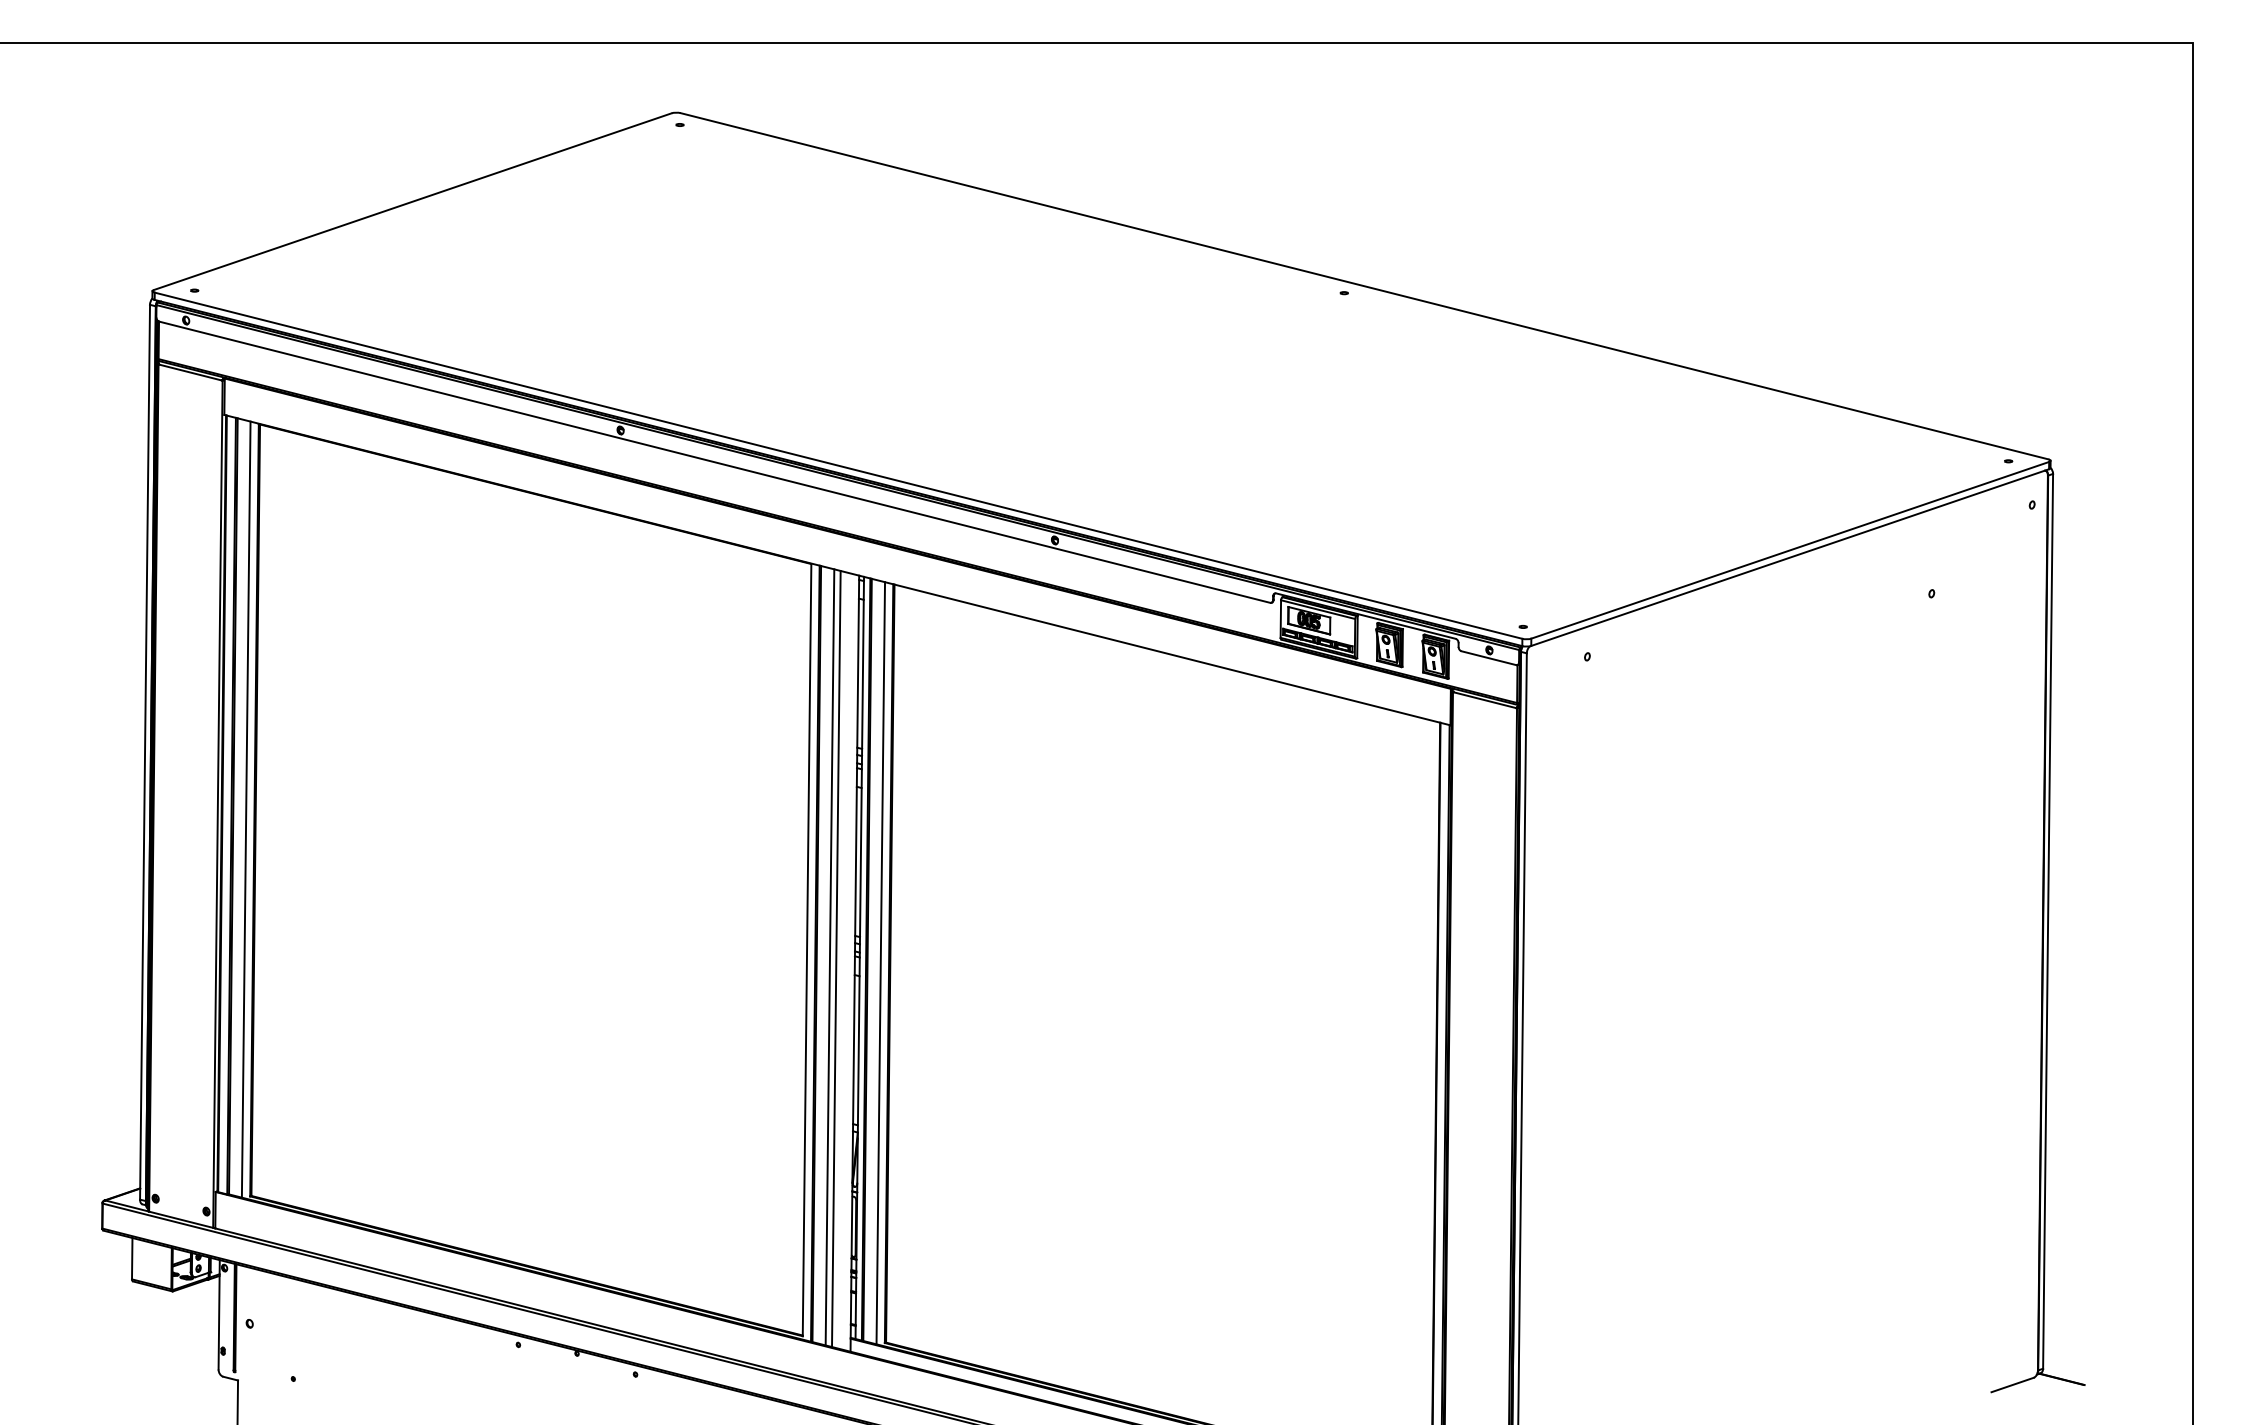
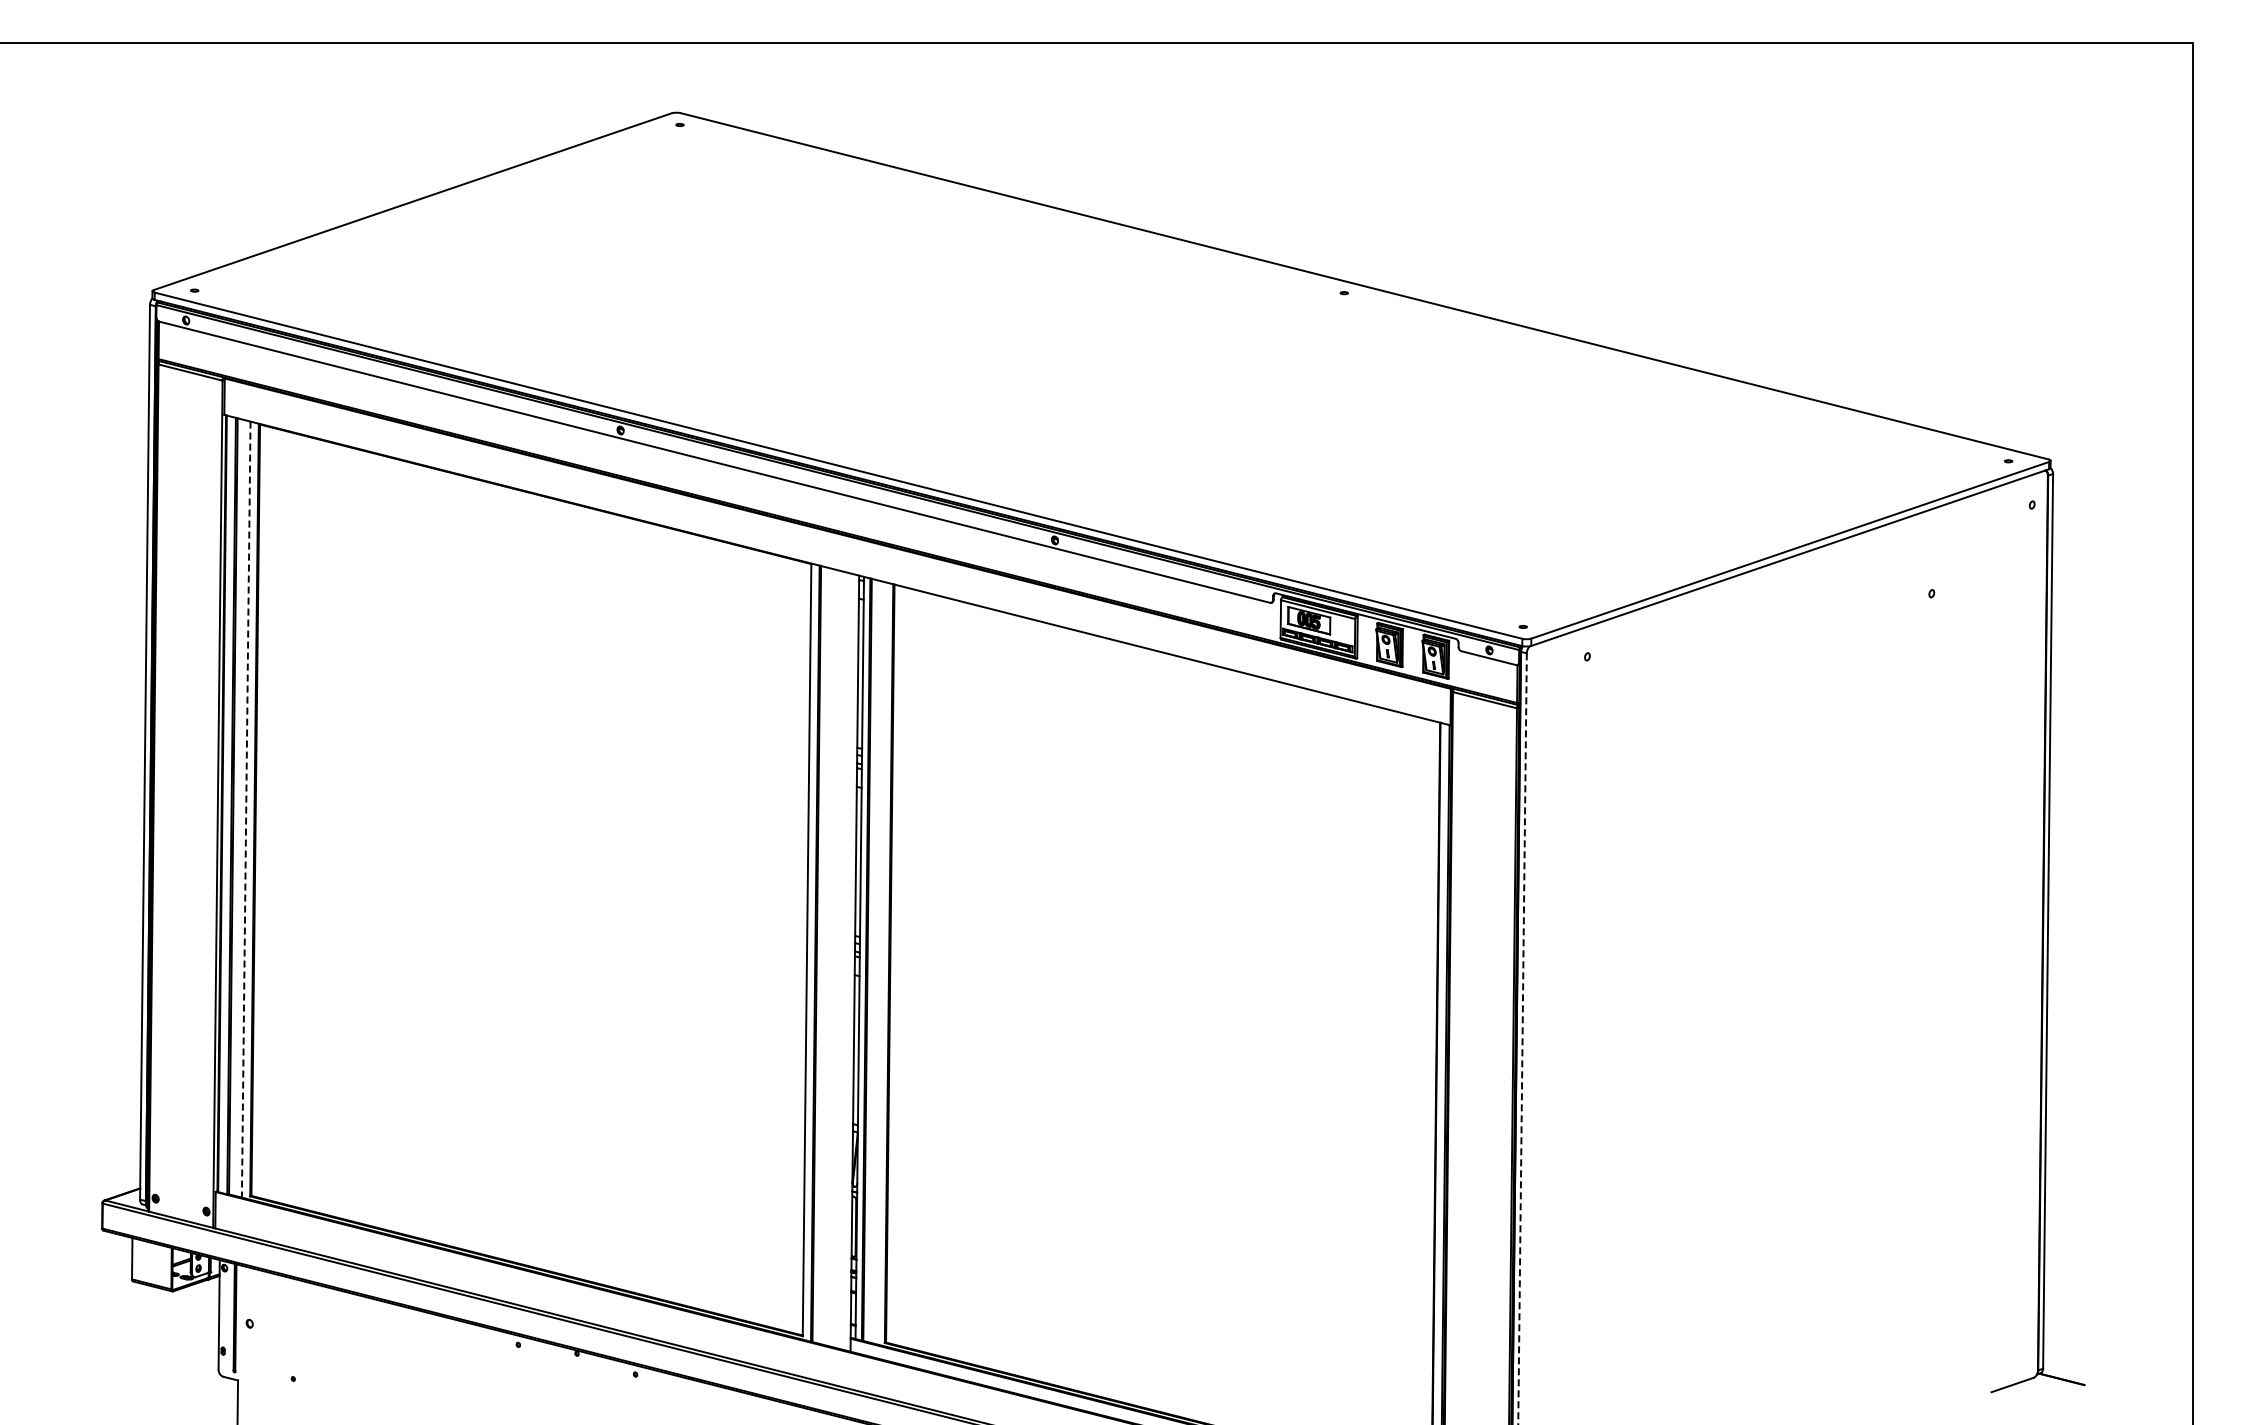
line: solid -> dashed (246, 810)
line: present -> none (829, 957)
line: present -> none (836, 958)
line: present -> none (880, 963)
line: solid -> dashed (1522, 1039)
